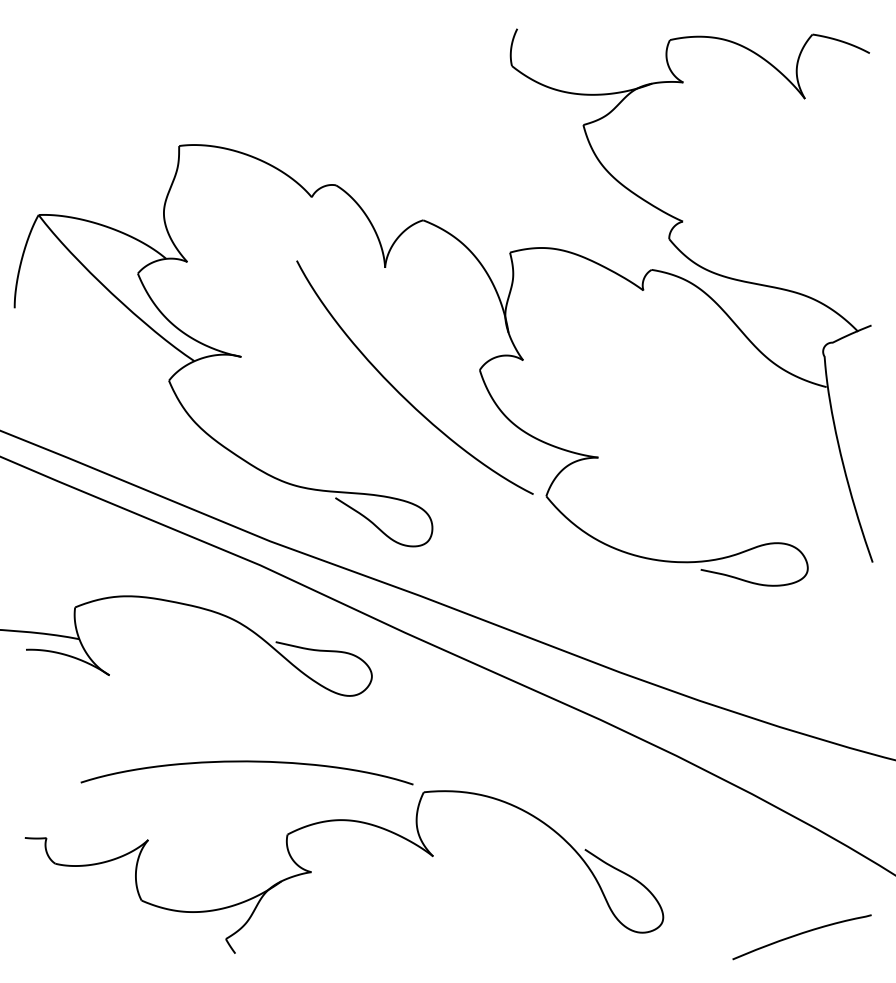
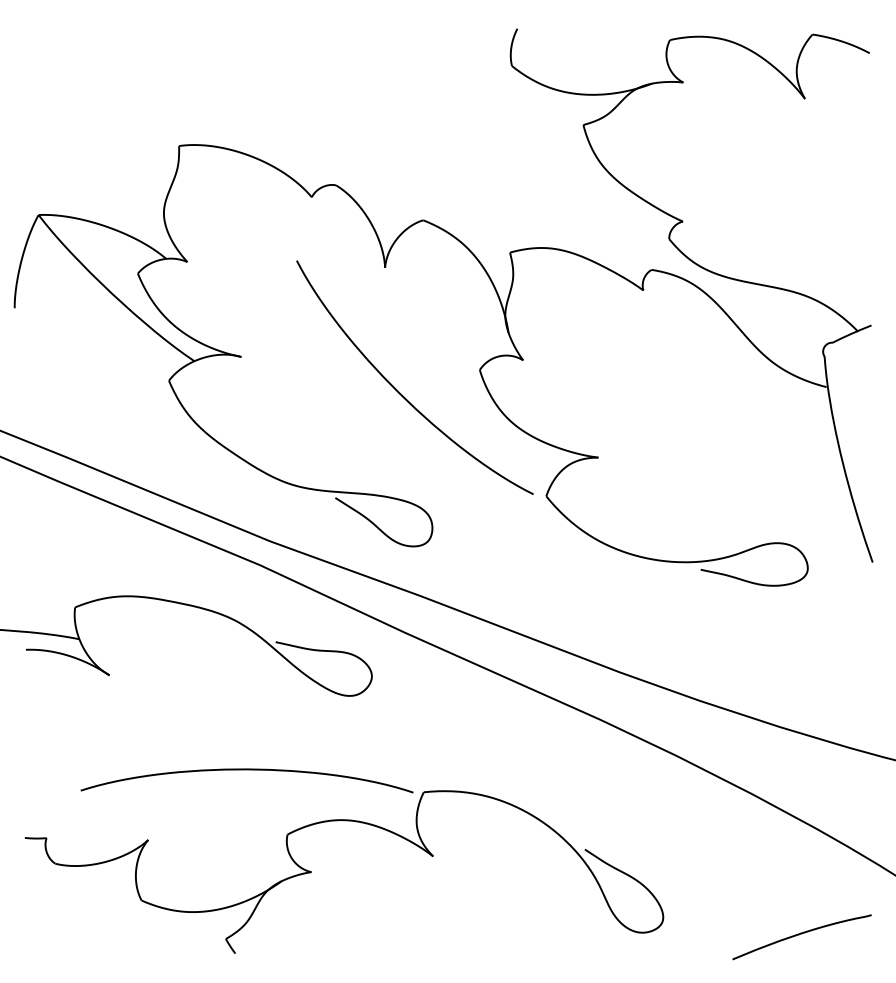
curve position: (246, 762) -> (246, 770) (246, 770)
